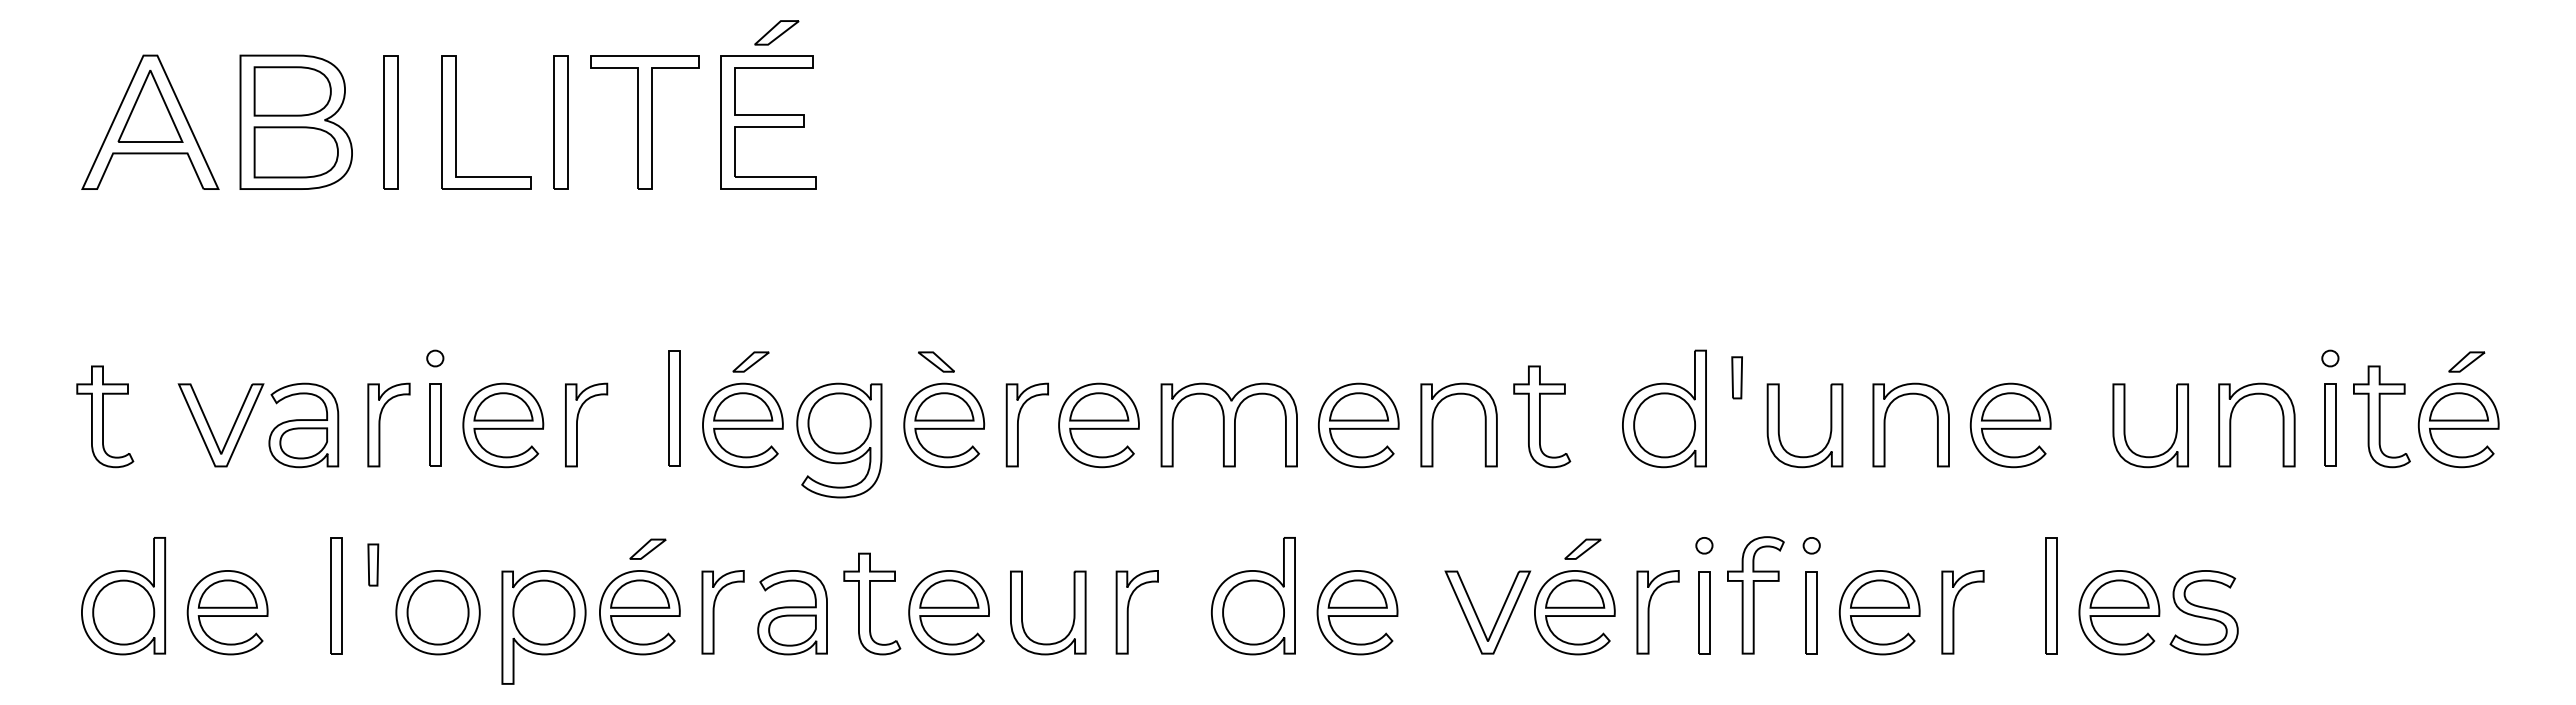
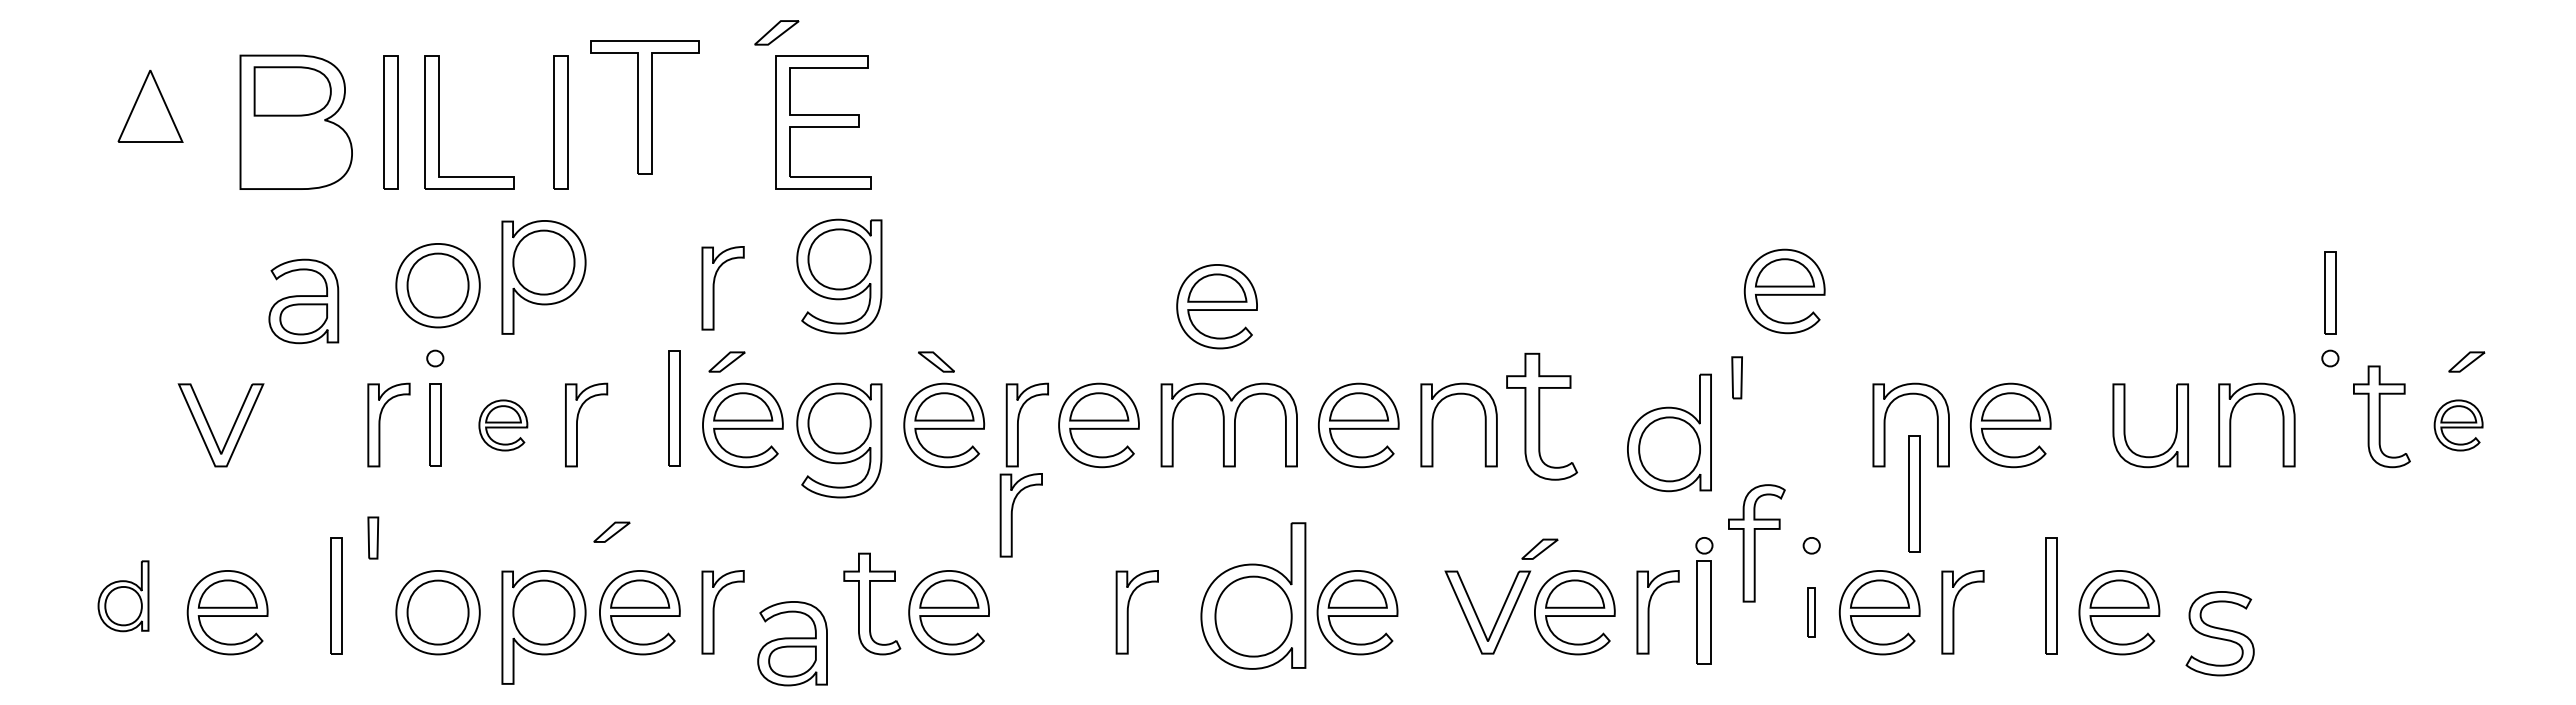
part: present -> none (150, 121)
part position: (456, 122) -> (439, 122) (439, 122)
part position: (644, 122) -> (644, 107) (644, 107)
part position: (768, 122) -> (823, 122) (823, 122)
part: present -> none (295, 152)
part: none -> present (839, 276)
part: none -> present (543, 277)
part: none -> present (437, 285)
part: none -> present (714, 288)
part: none -> present (1784, 291)
part: none -> present (1216, 306)
part position: (750, 361) -> (726, 361) (726, 361)
part position: (1664, 408) -> (1669, 432) (1669, 432)
part: present -> none (105, 416)
part size: 59x104 px -> 72x129 px (1541, 416)
part position: (2330, 424) -> (2330, 292) (2330, 292)
part position: (303, 425) -> (303, 301) (303, 301)
part size: 83x87 px -> 51x53 px (503, 425)
part: present -> none (1779, 425)
part size: 83x87 px -> 51x53 px (2458, 425)
part: none -> present (1914, 493)
part: none -> present (1012, 515)
part position: (647, 548) -> (611, 531) (611, 531)
part position: (1582, 548) -> (1539, 548) (1539, 548)
part position: (373, 564) -> (373, 537) (373, 537)
part position: (1755, 595) -> (1756, 543) (1756, 543)
part size: 85x119 px -> 53x73 px (123, 596)
part size: 85x119 px -> 107x148 px (1253, 595)
part position: (792, 612) -> (792, 643) (792, 643)
part: present -> none (1073, 612)
part size: 13x84 px -> 16x105 px (1703, 612)
part size: 13x84 px -> 9x51 px (1811, 612)
part position: (2203, 612) -> (2219, 633) (2219, 633)
